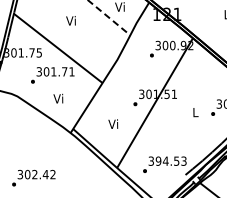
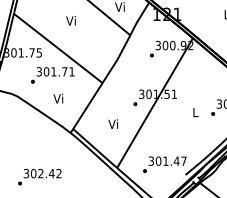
line: dashed -> solid (109, 18)
text: 394.53 -> 301.47 (170, 160)
text position: (33, 177) -> (39, 176) (39, 176)
